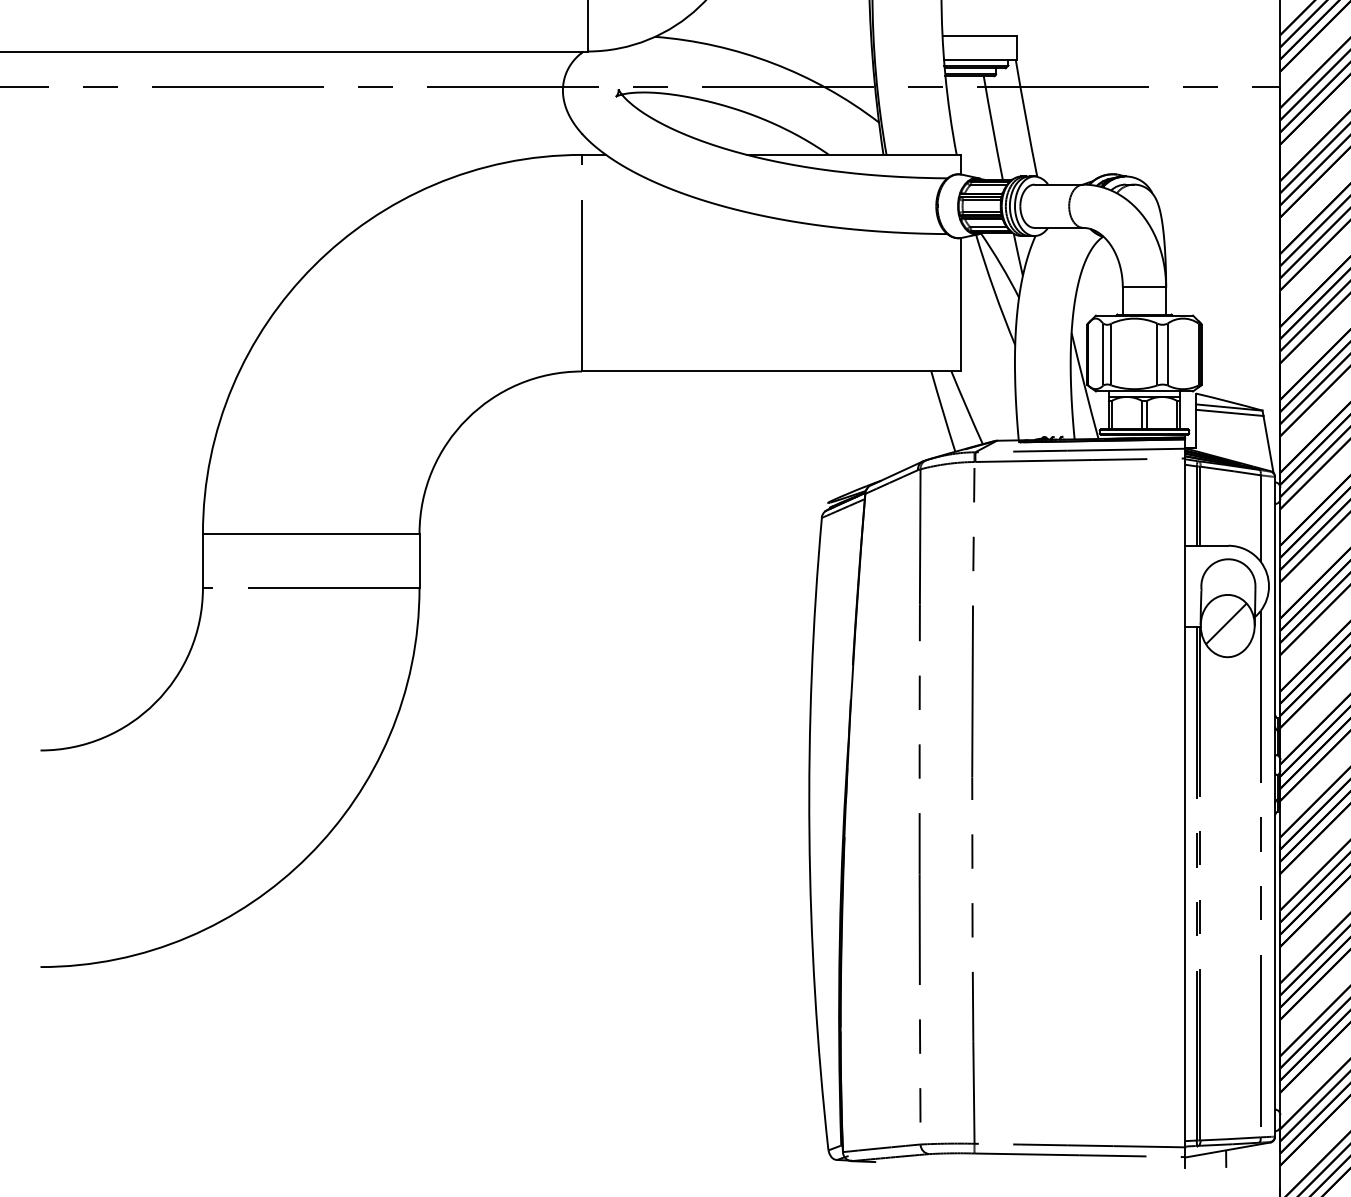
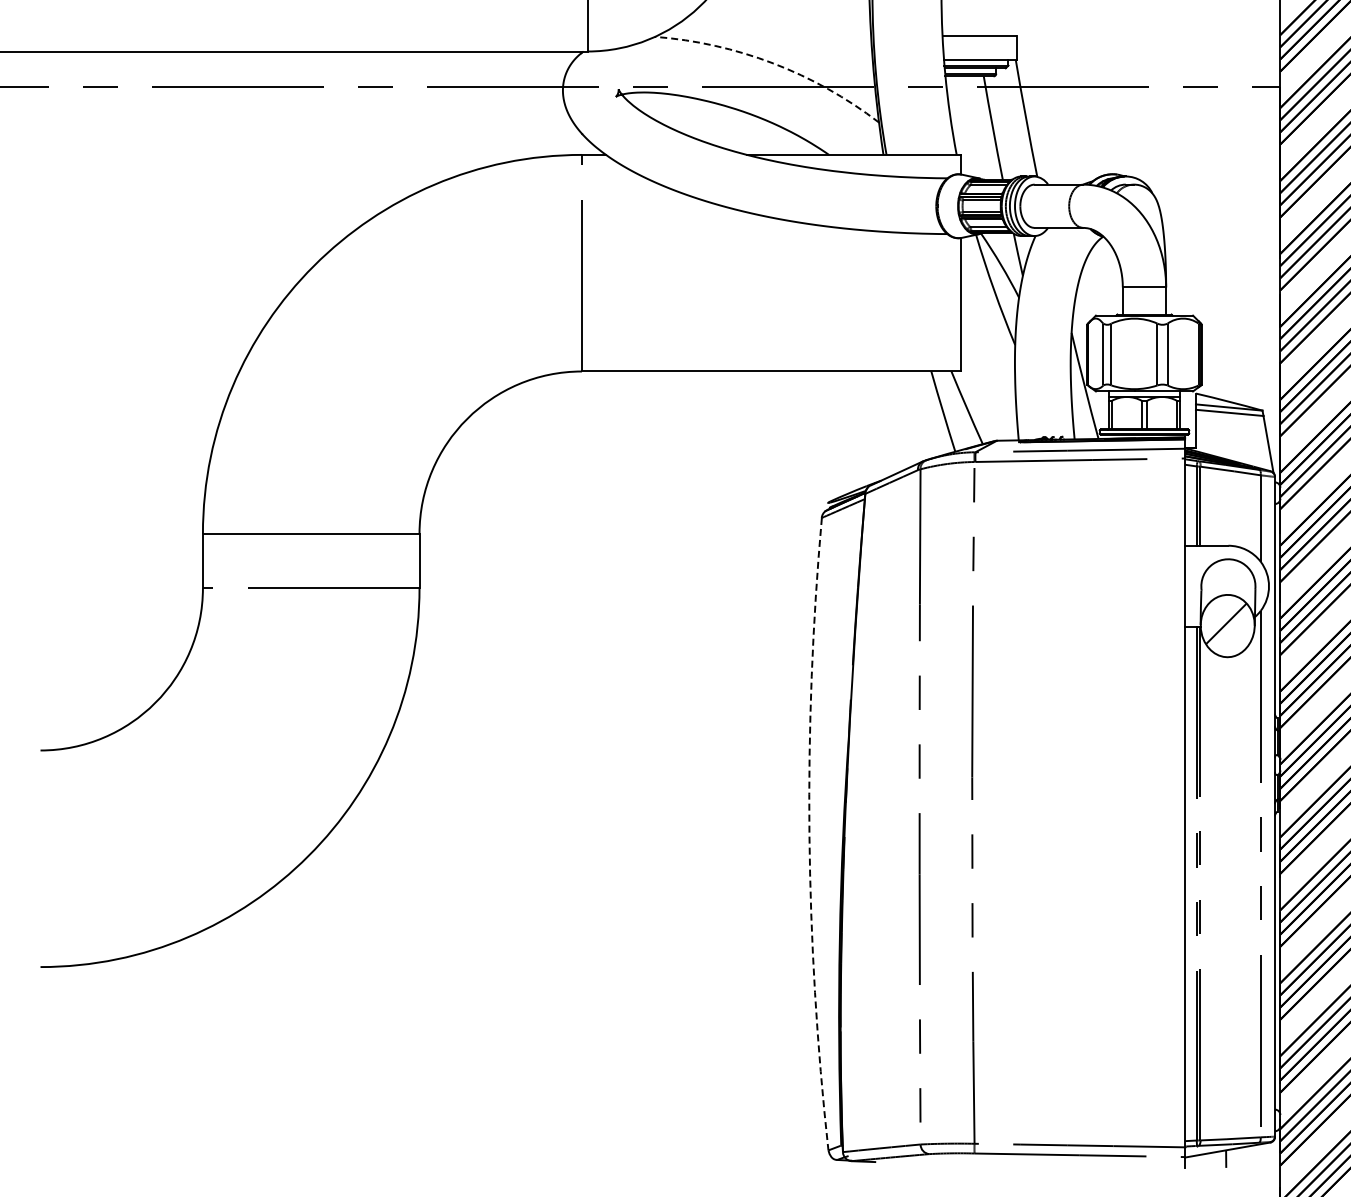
arc: solid -> dashed (773, 63)
arc: solid -> dashed (809, 834)
